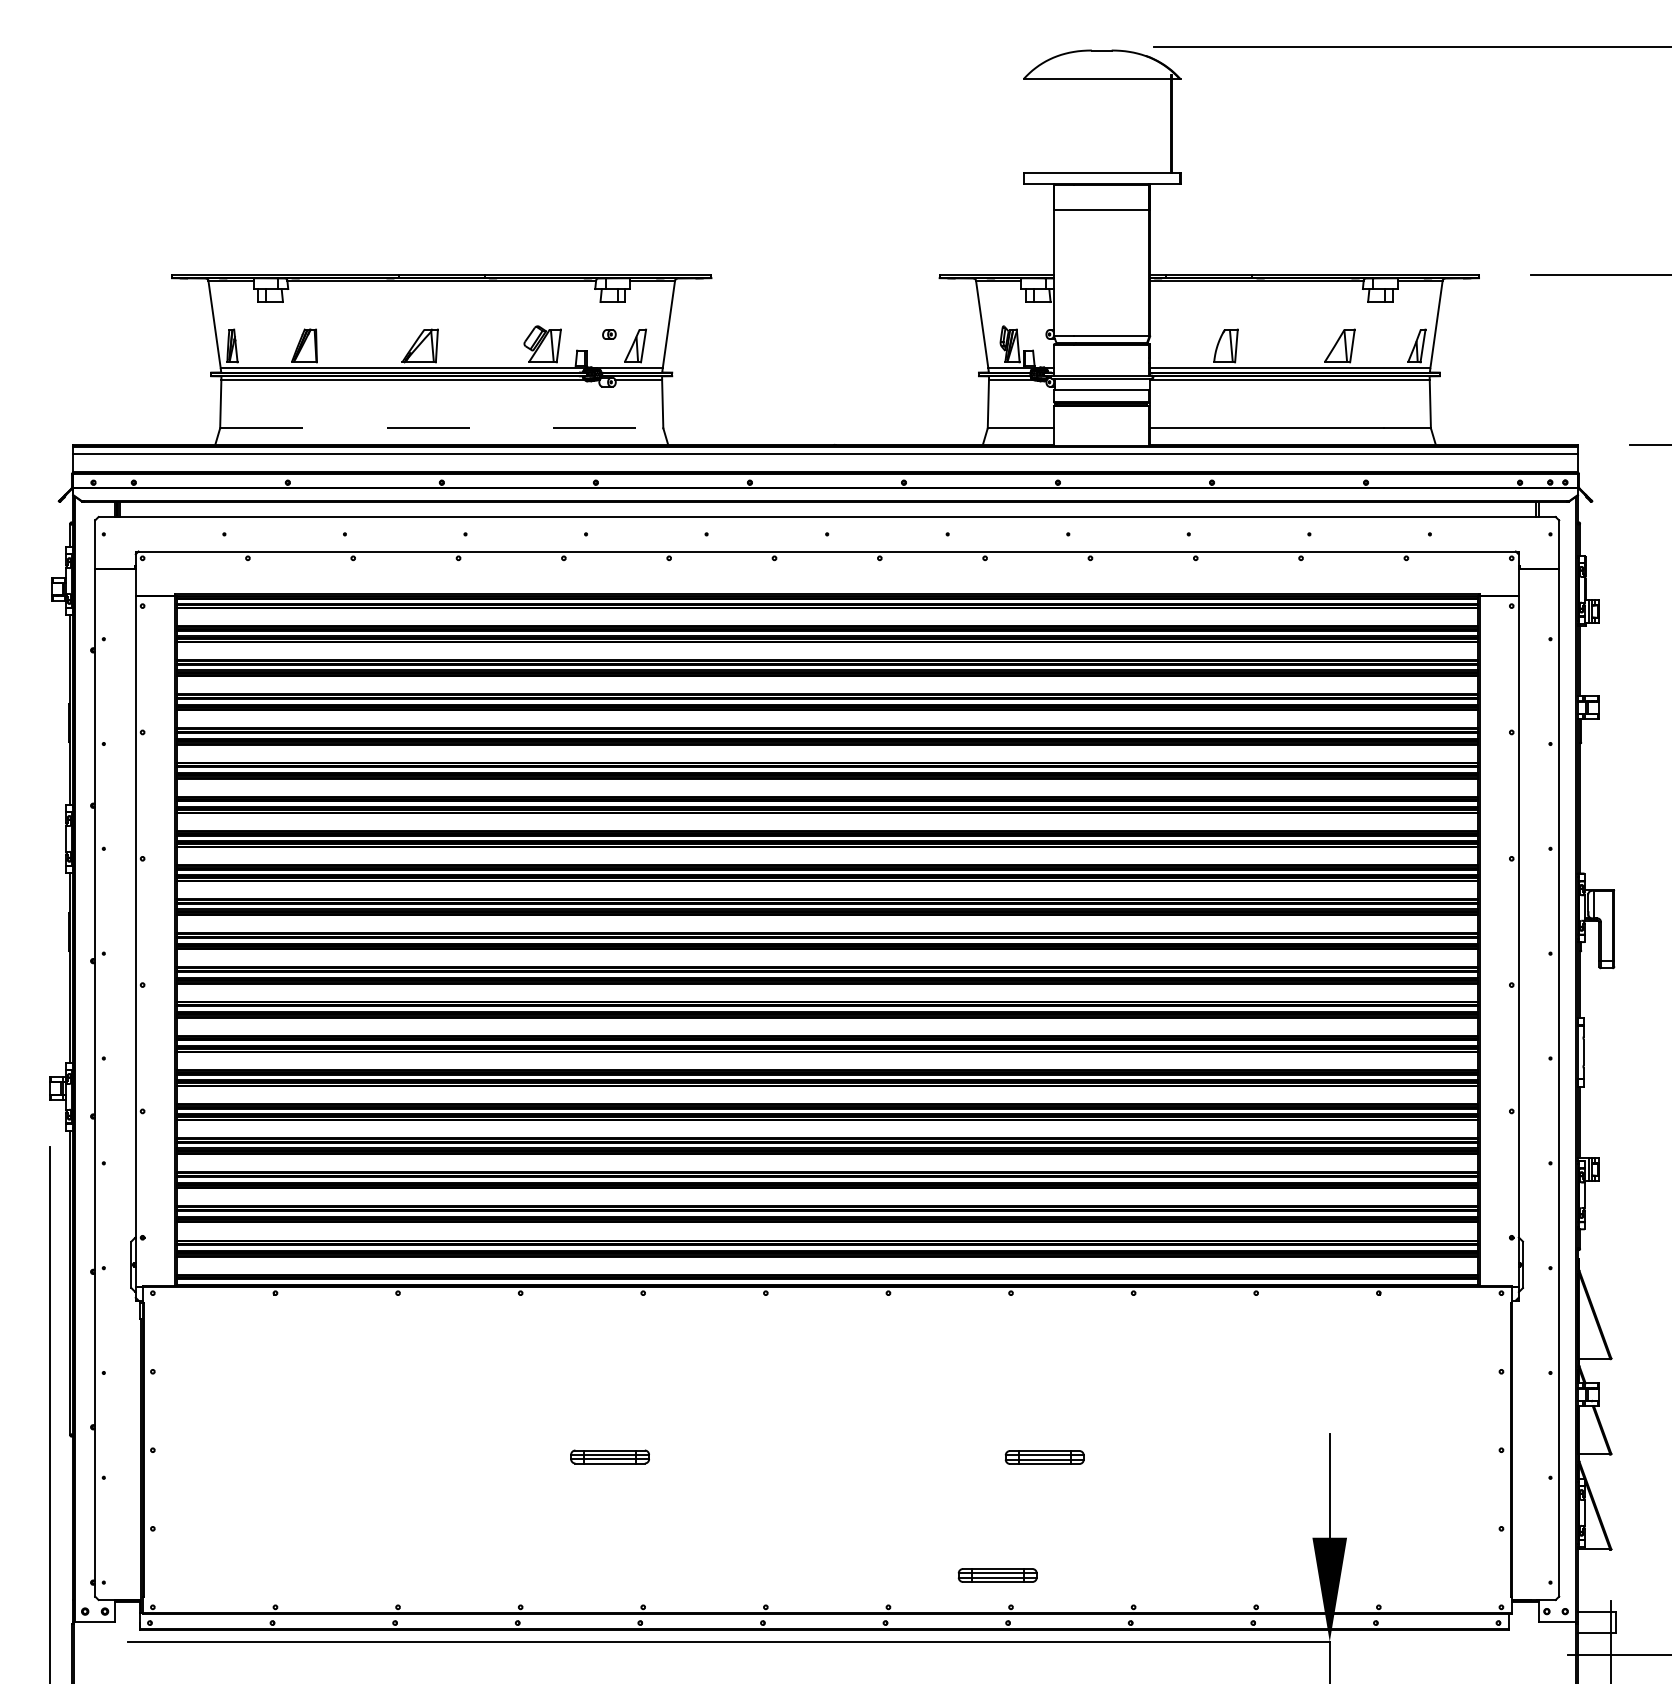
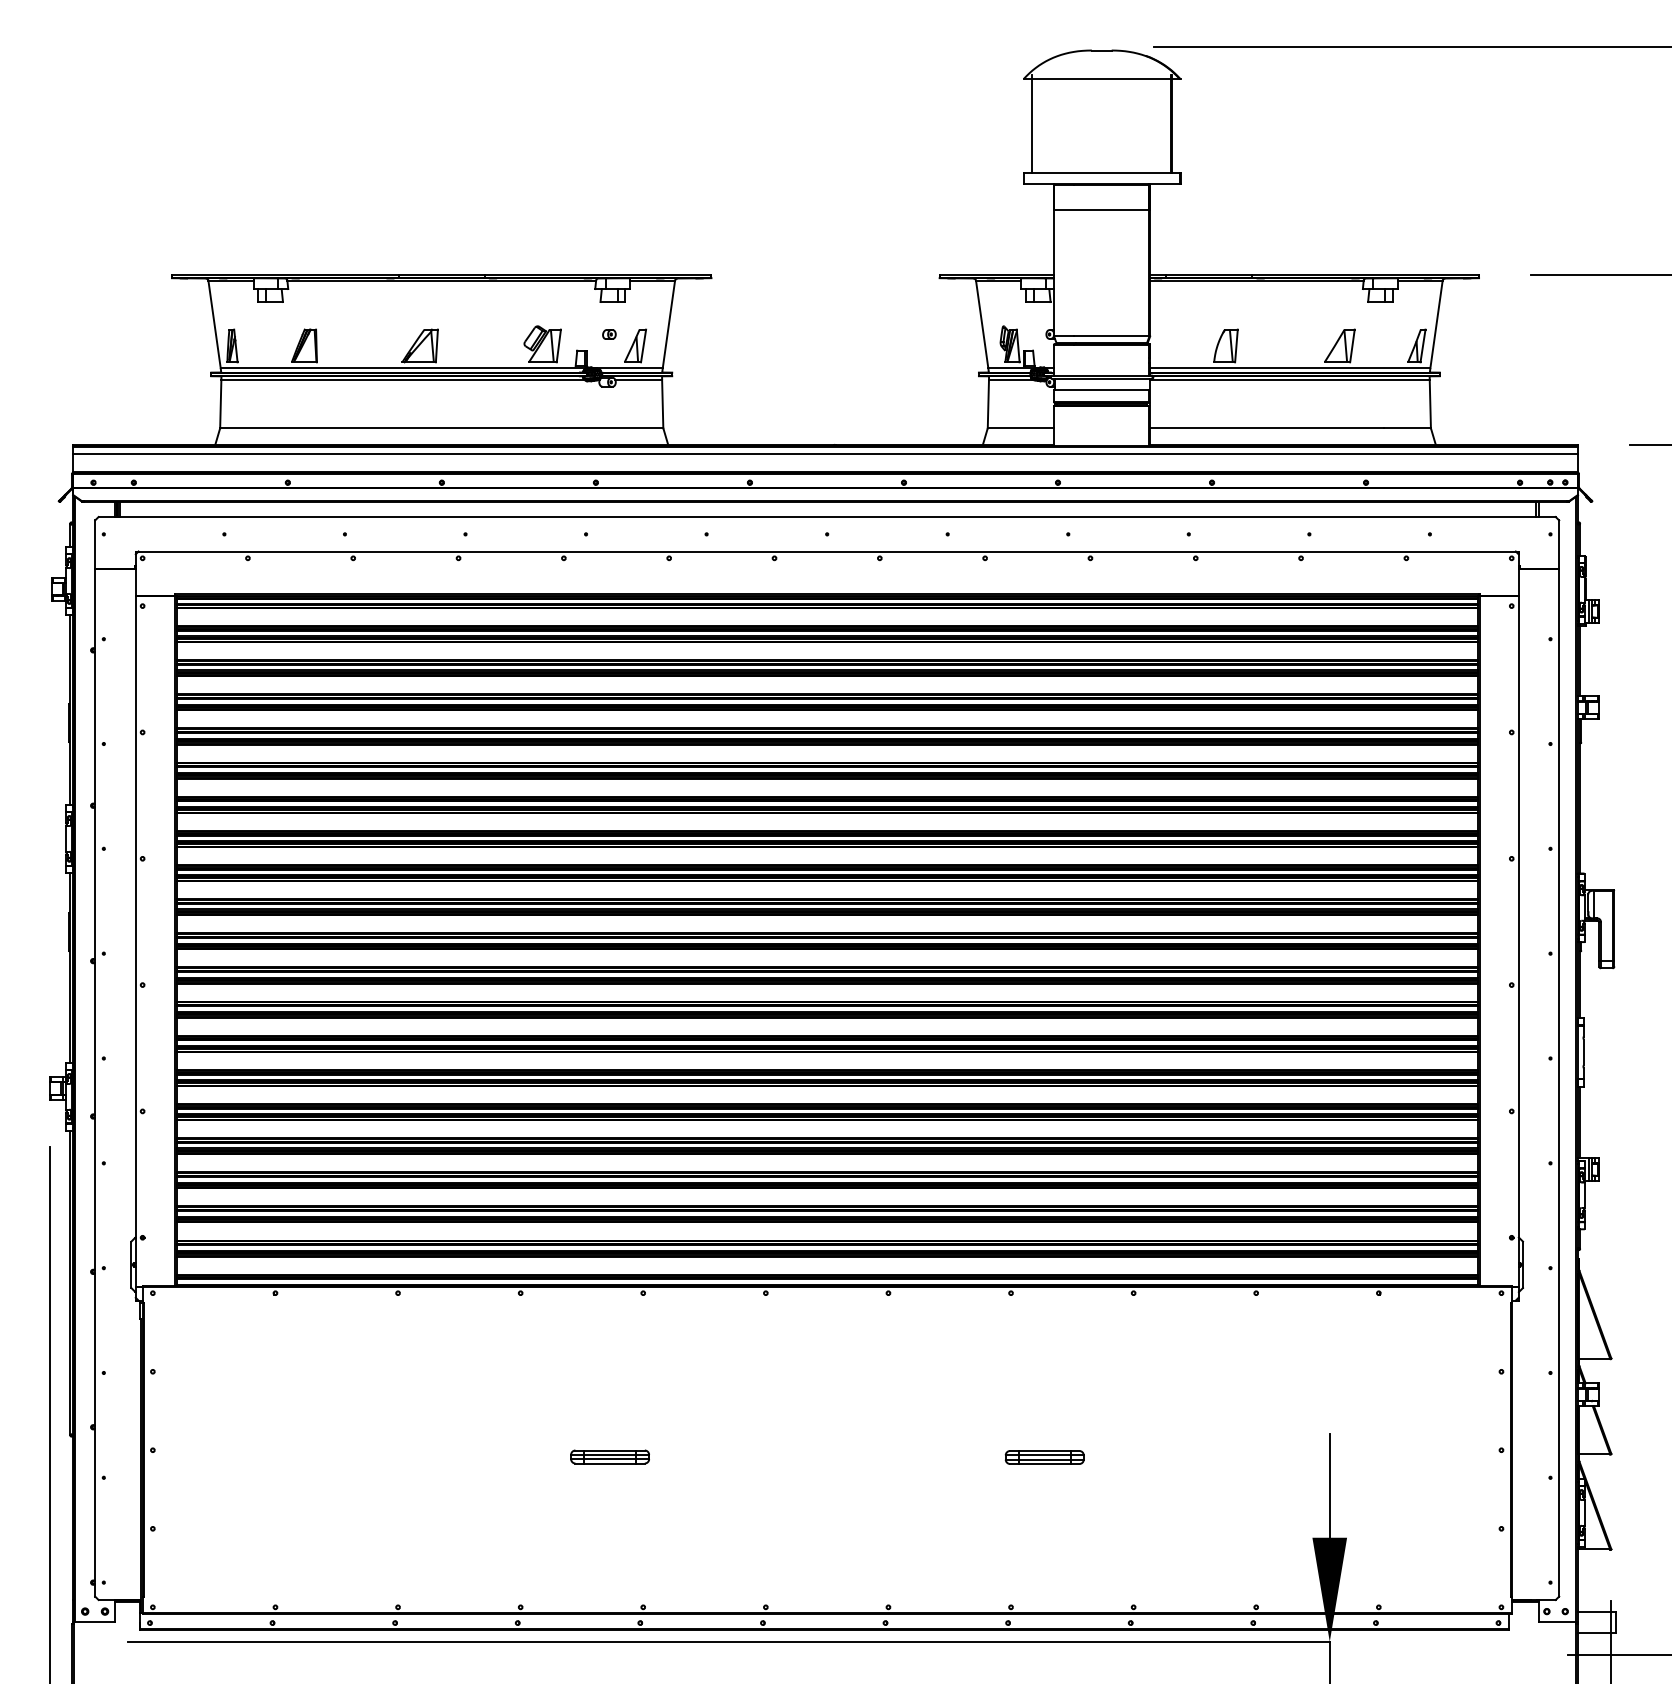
line: none -> present (1032, 124)
line: dashed -> solid (441, 428)
part: present -> none (997, 1575)
